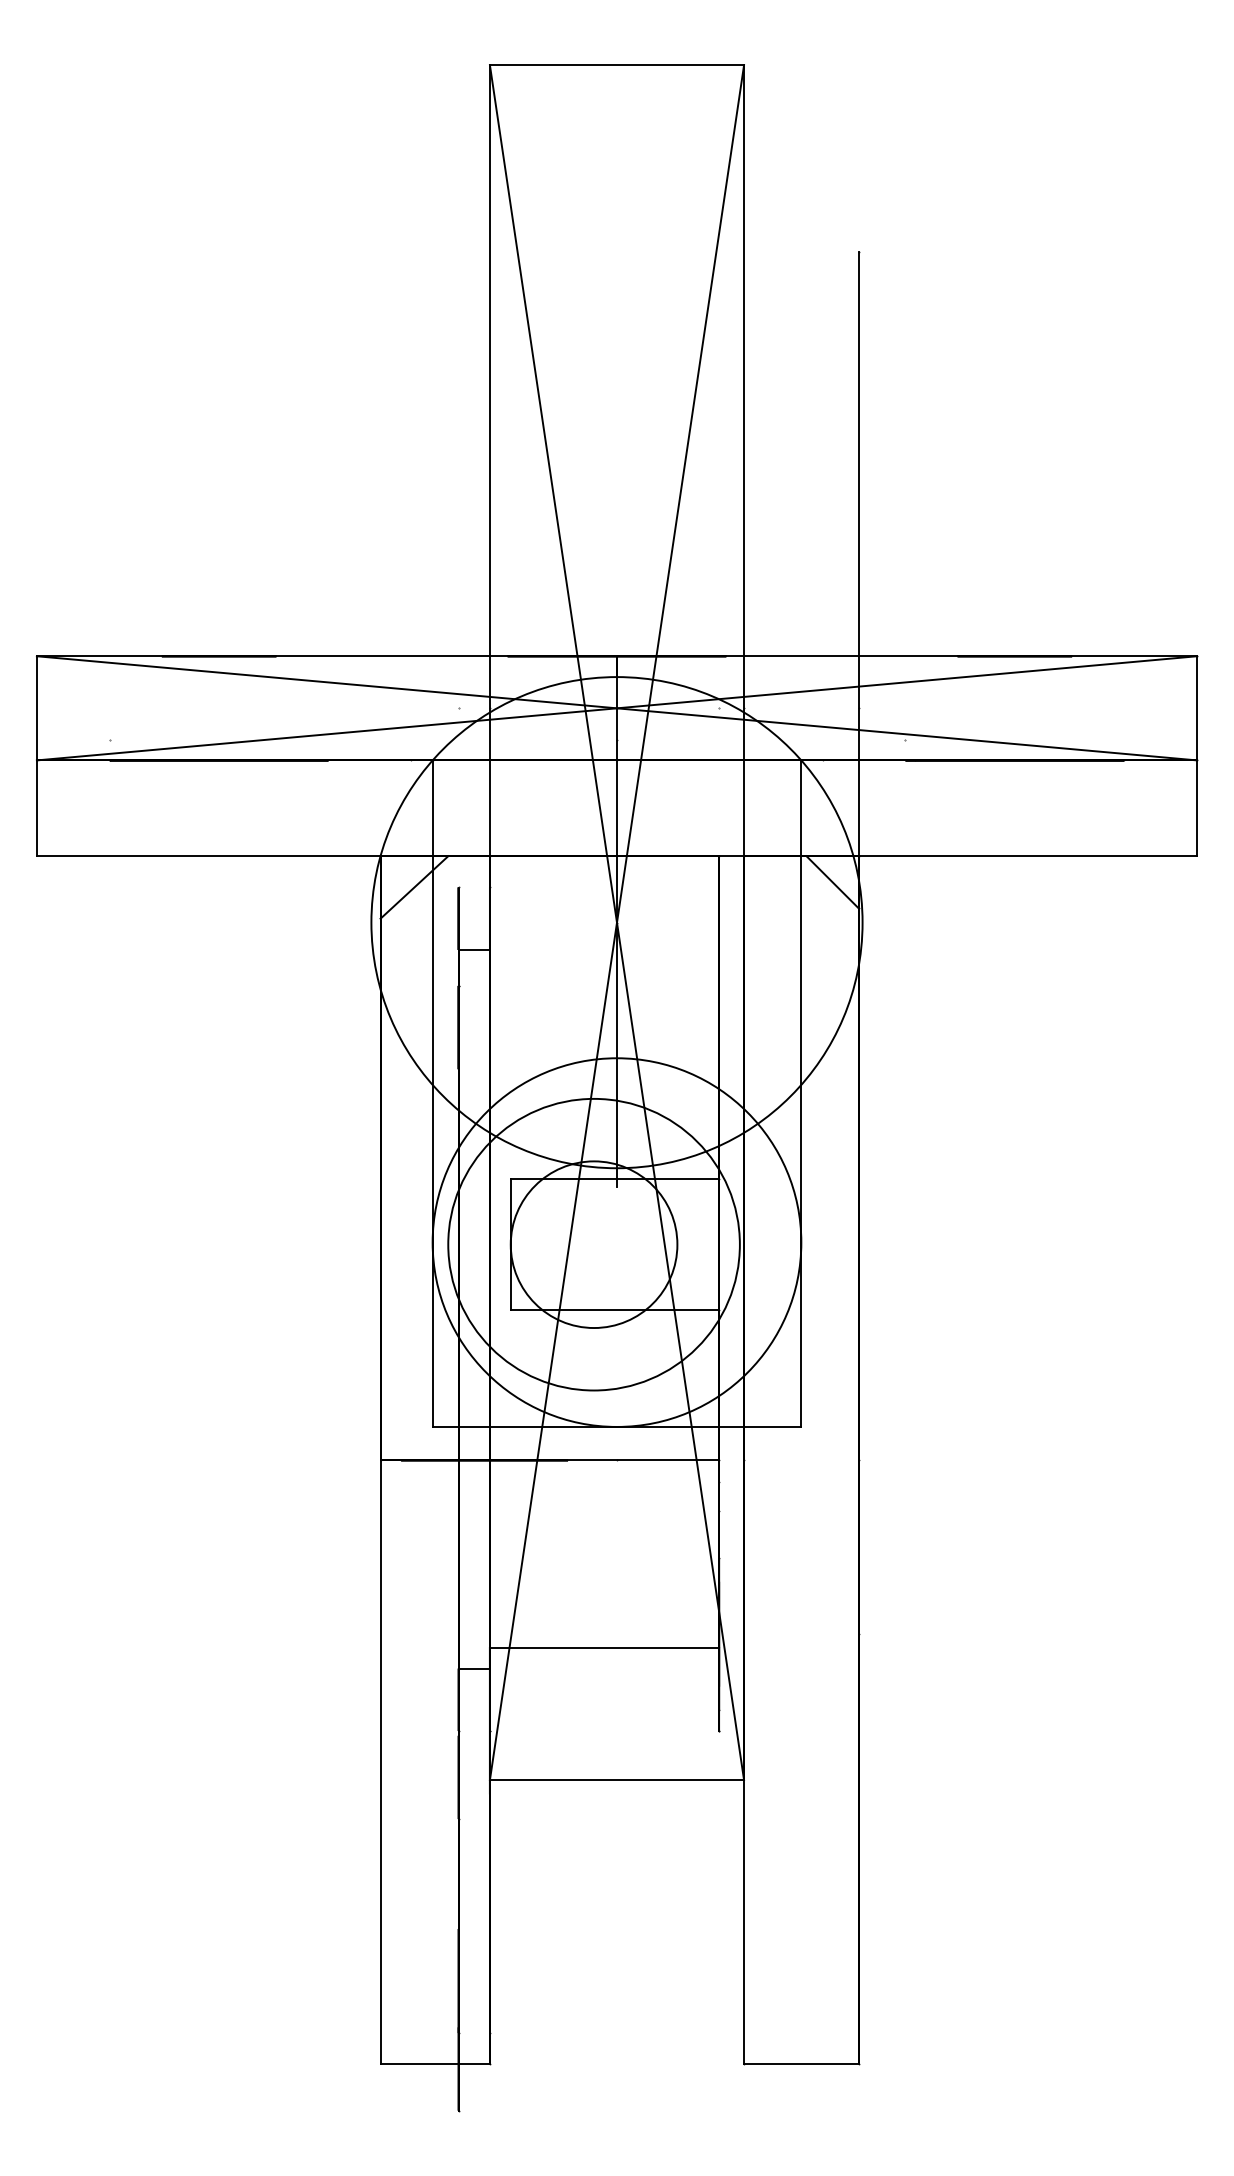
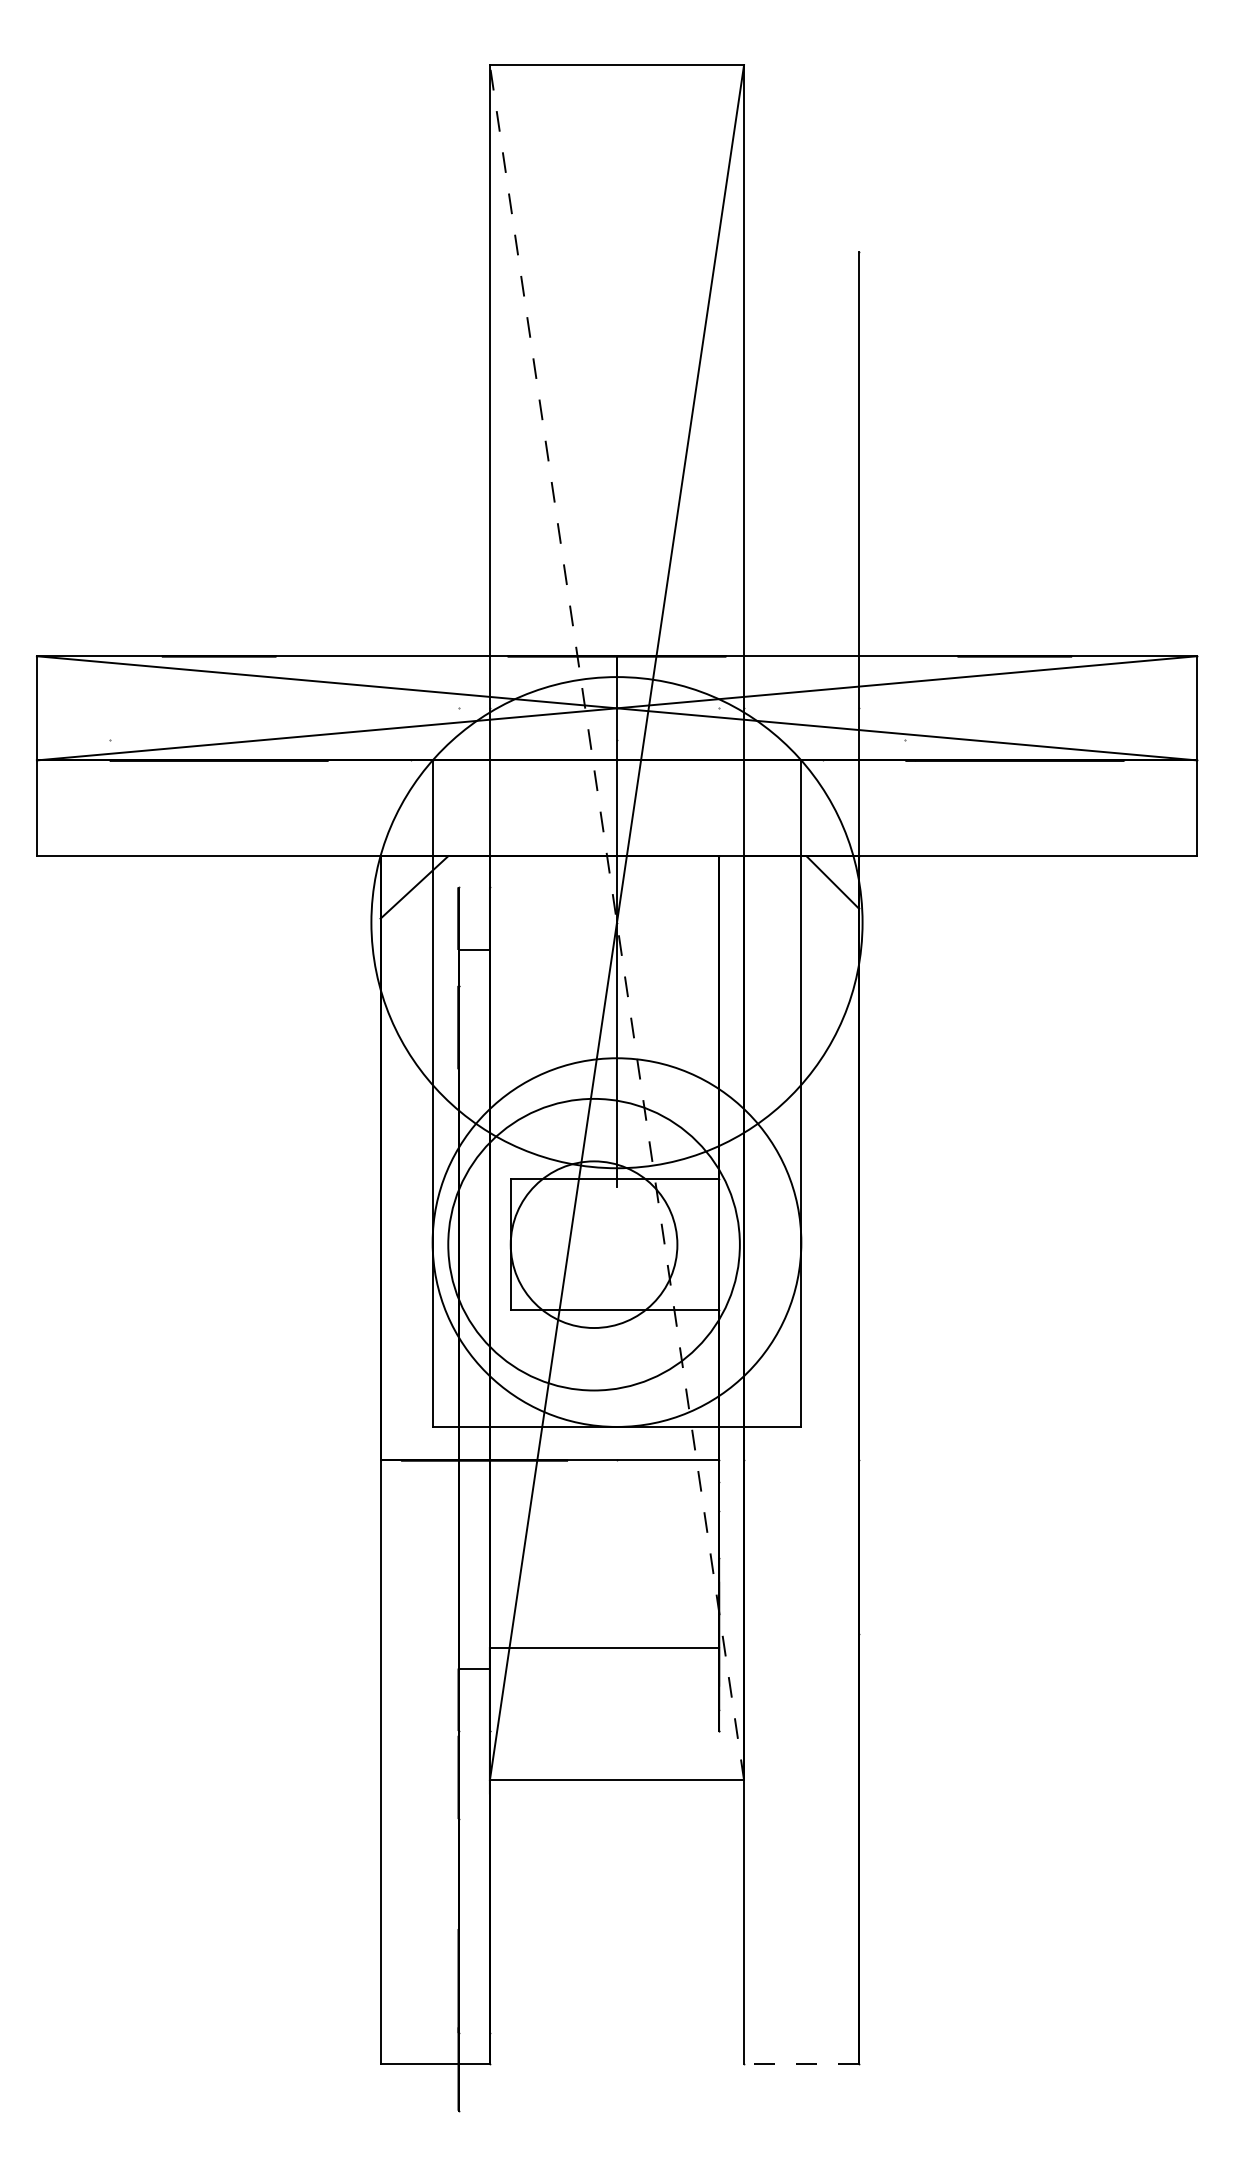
line: solid -> dashed (617, 922)
line: solid -> dashed (800, 2064)
